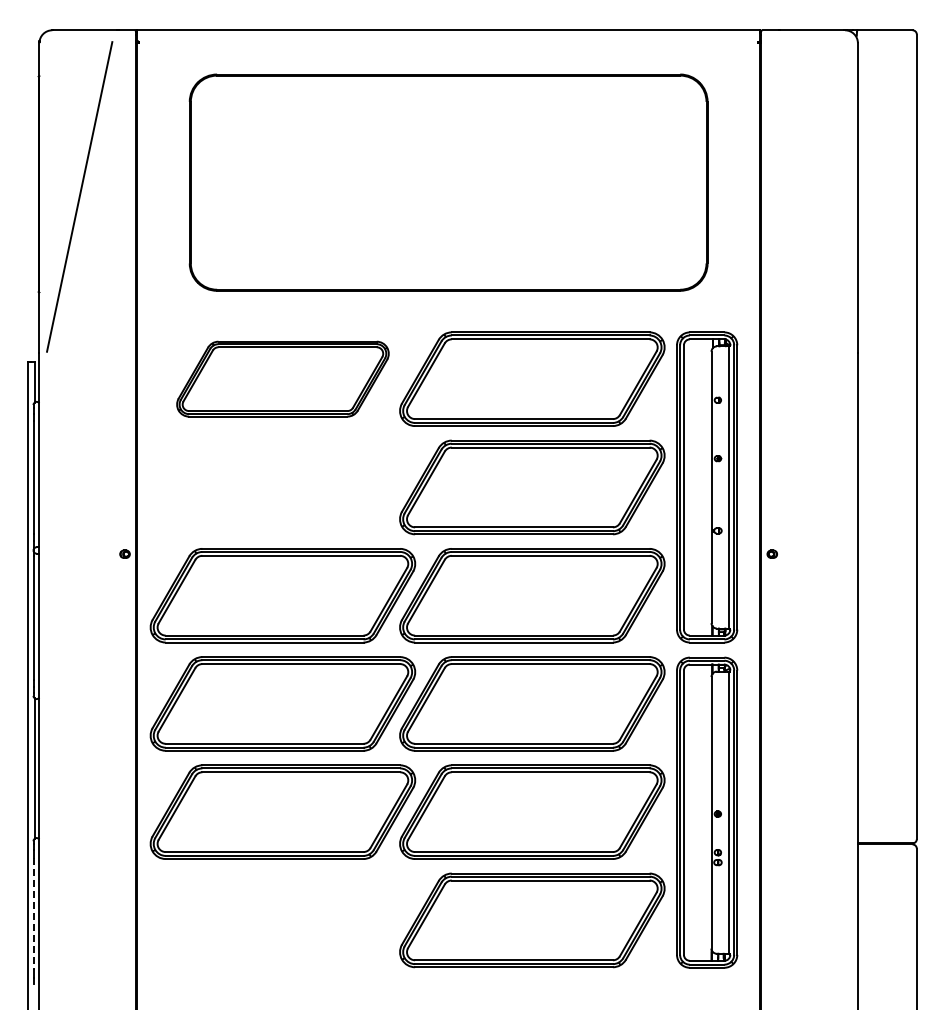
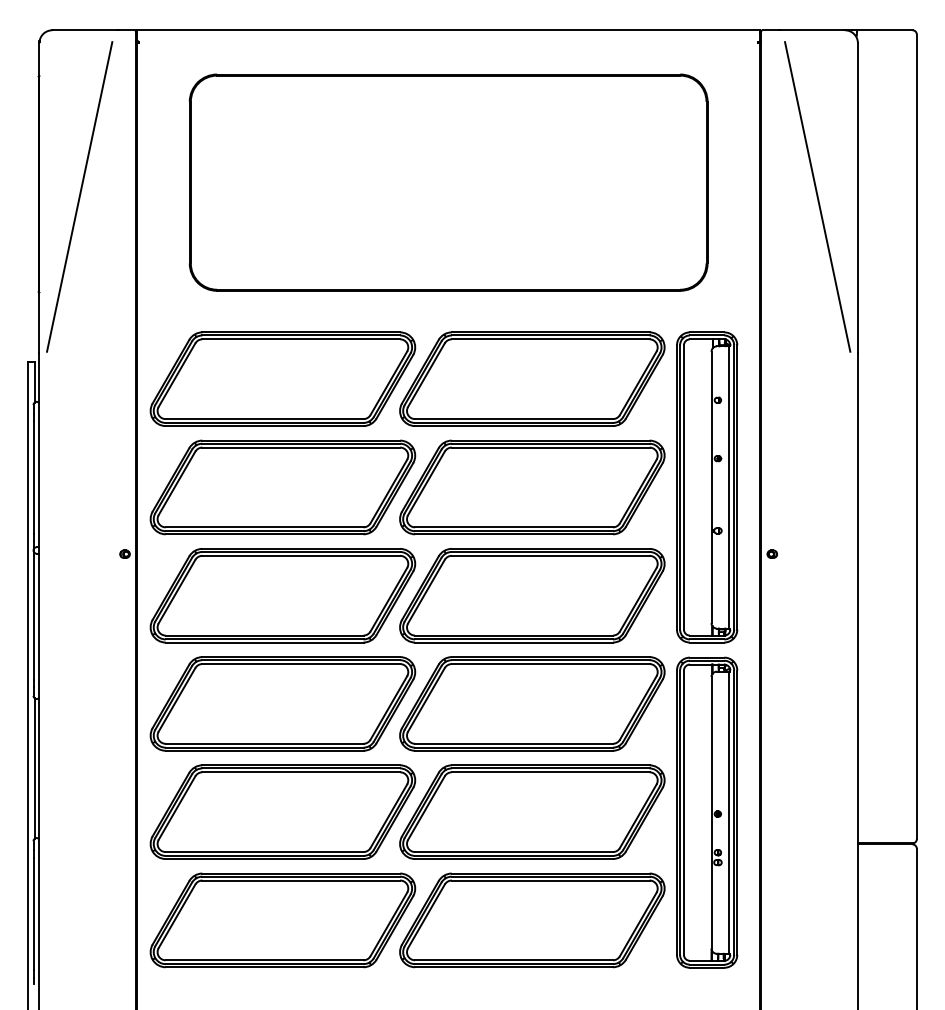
line: none -> present (817, 196)
part size: 214x78 px -> 268x96 px (282, 378)
part: none -> present (282, 487)
line: dashed -> solid (33, 914)
part: none -> present (282, 920)
